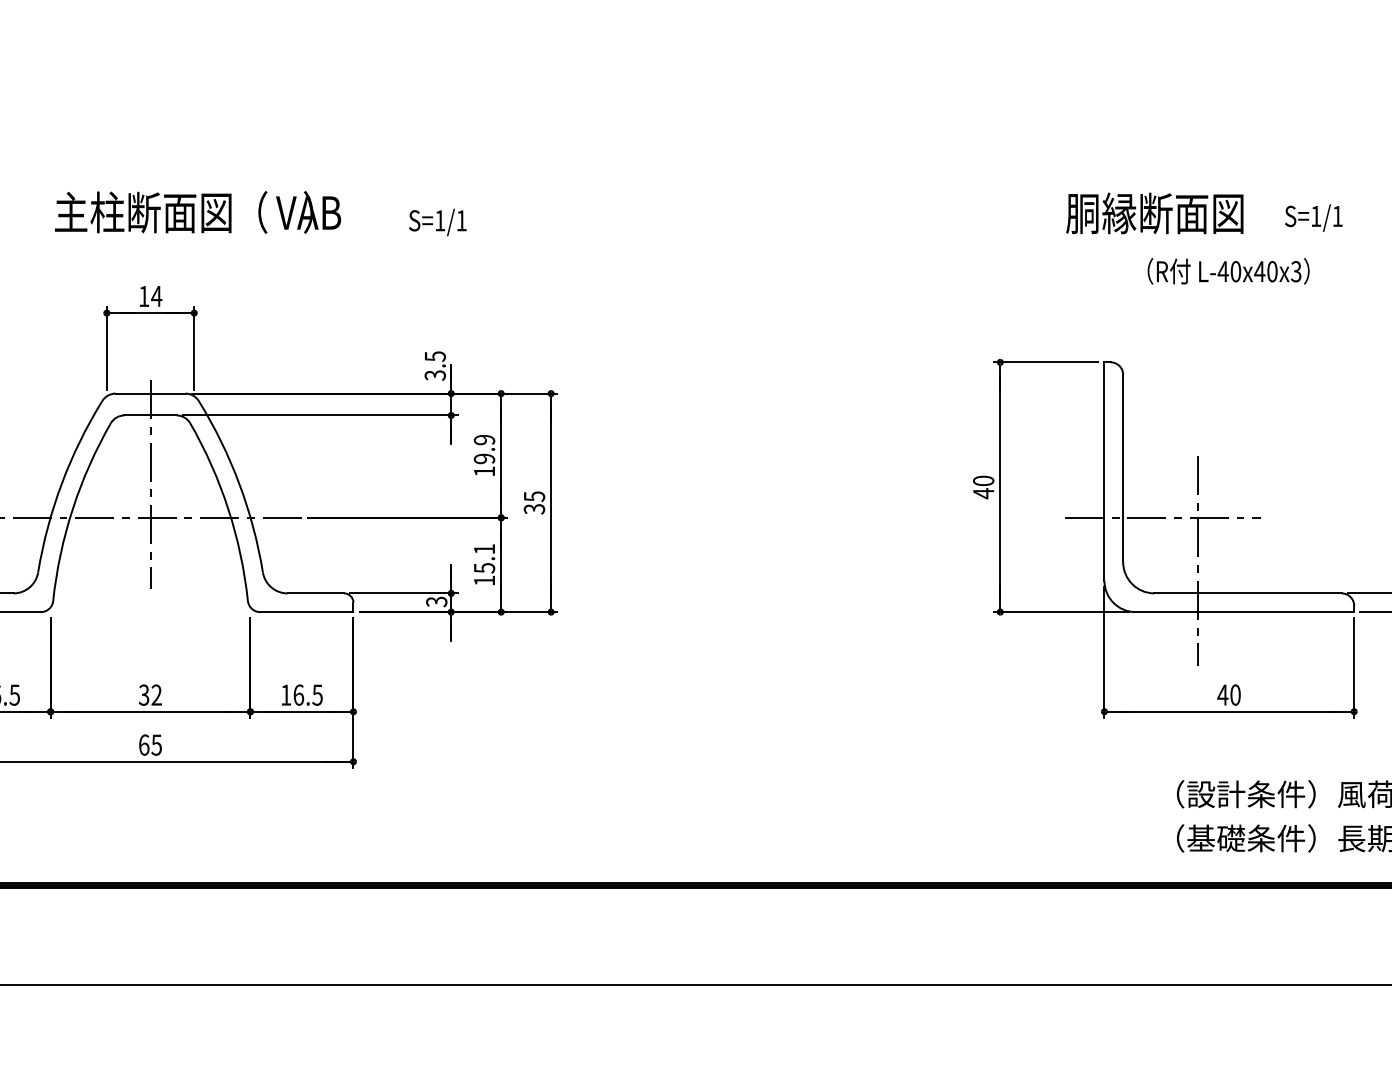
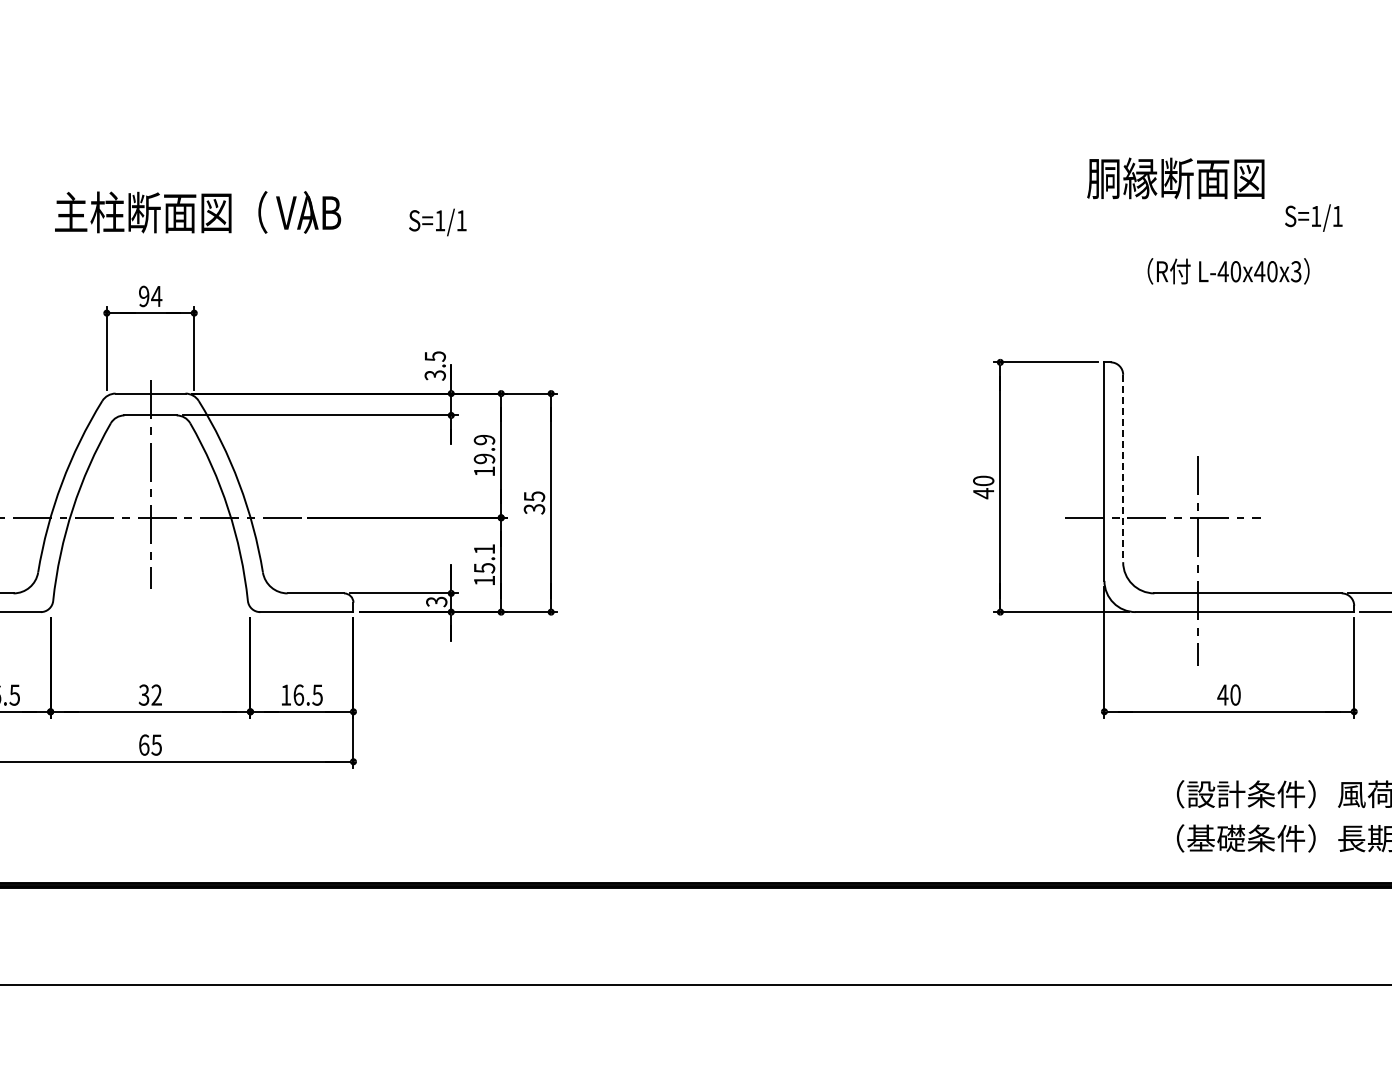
text position: (1154, 213) -> (1175, 178) (1175, 178)
text: 14 -> 94 (144, 296)
line: solid -> dashed (1123, 468)
